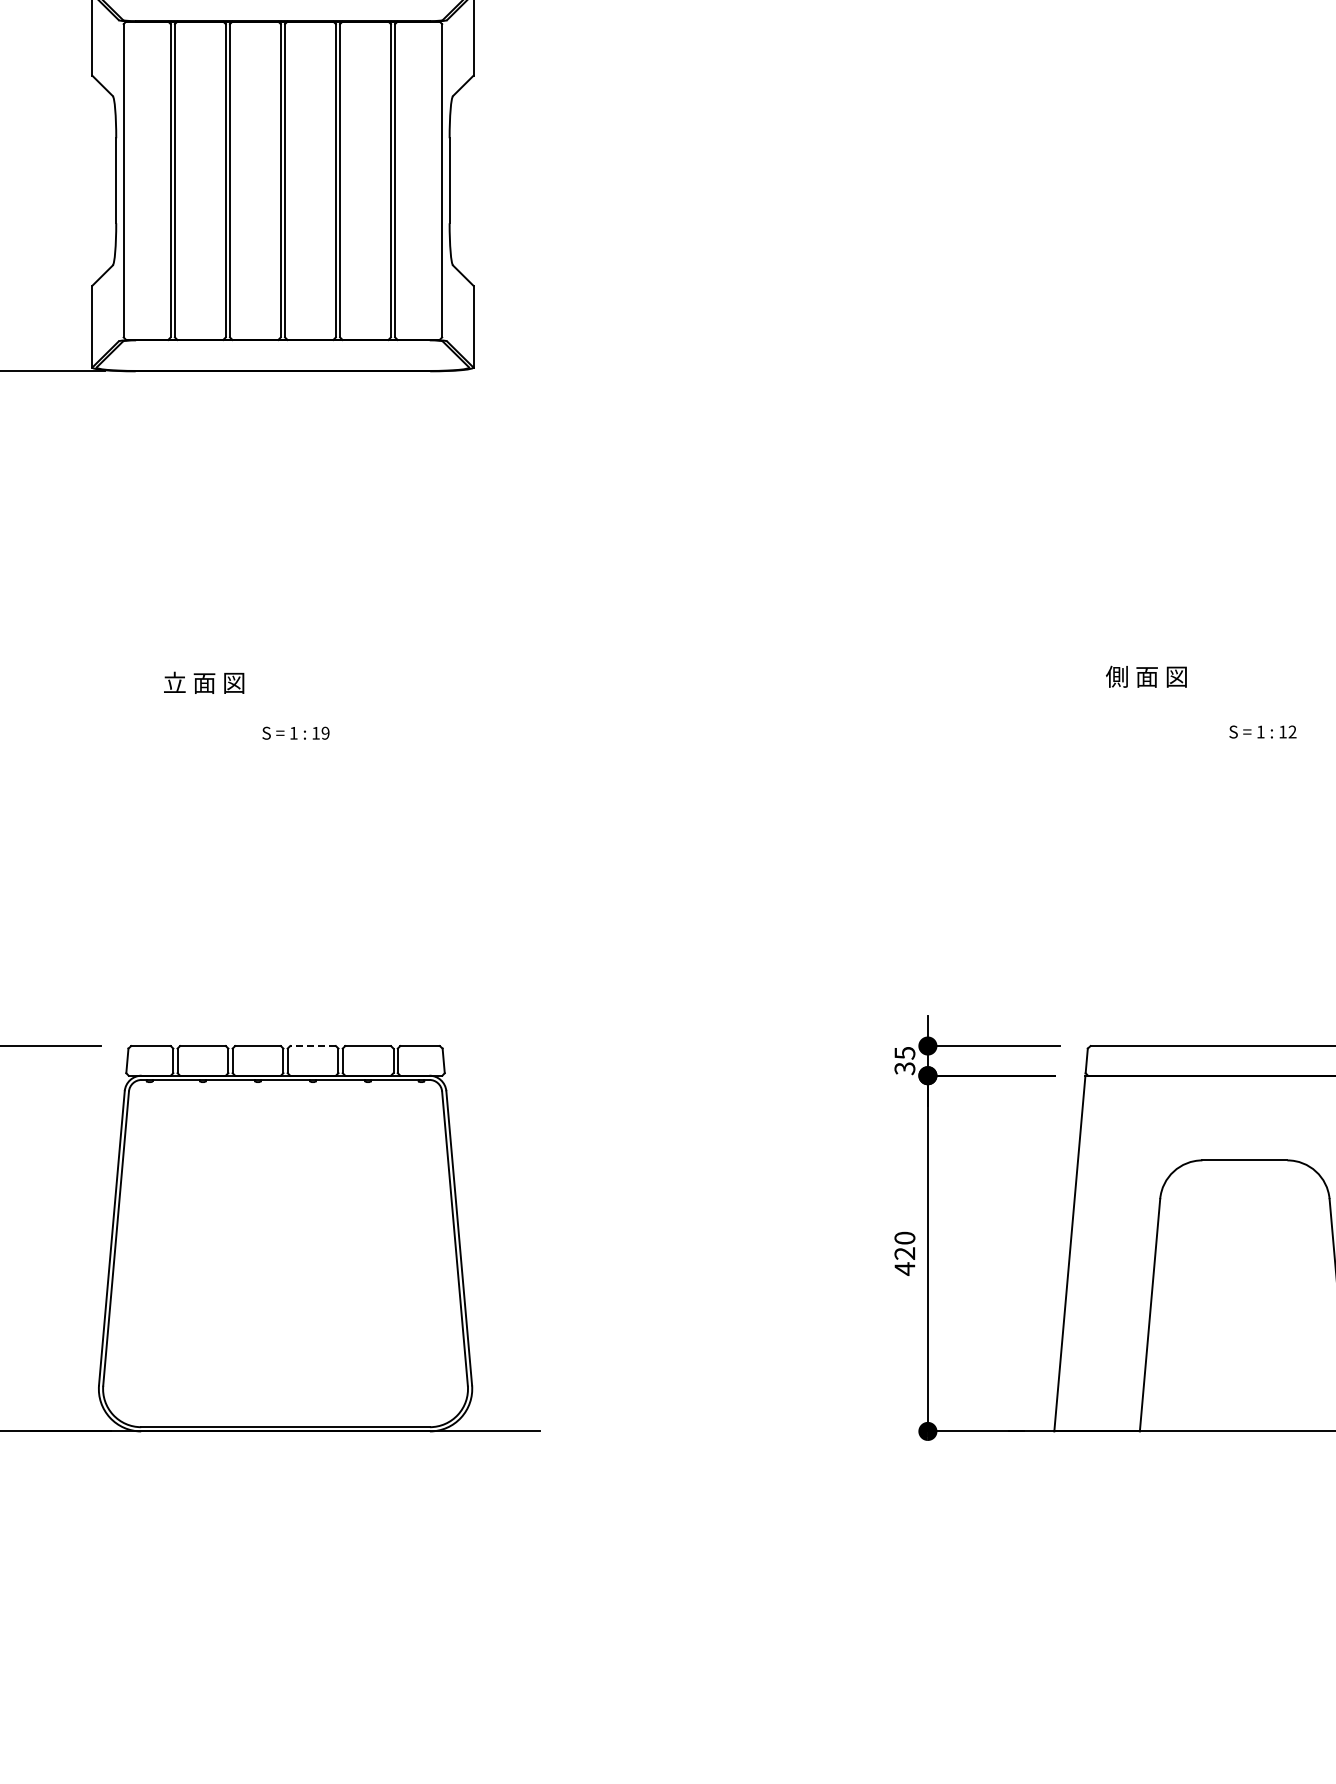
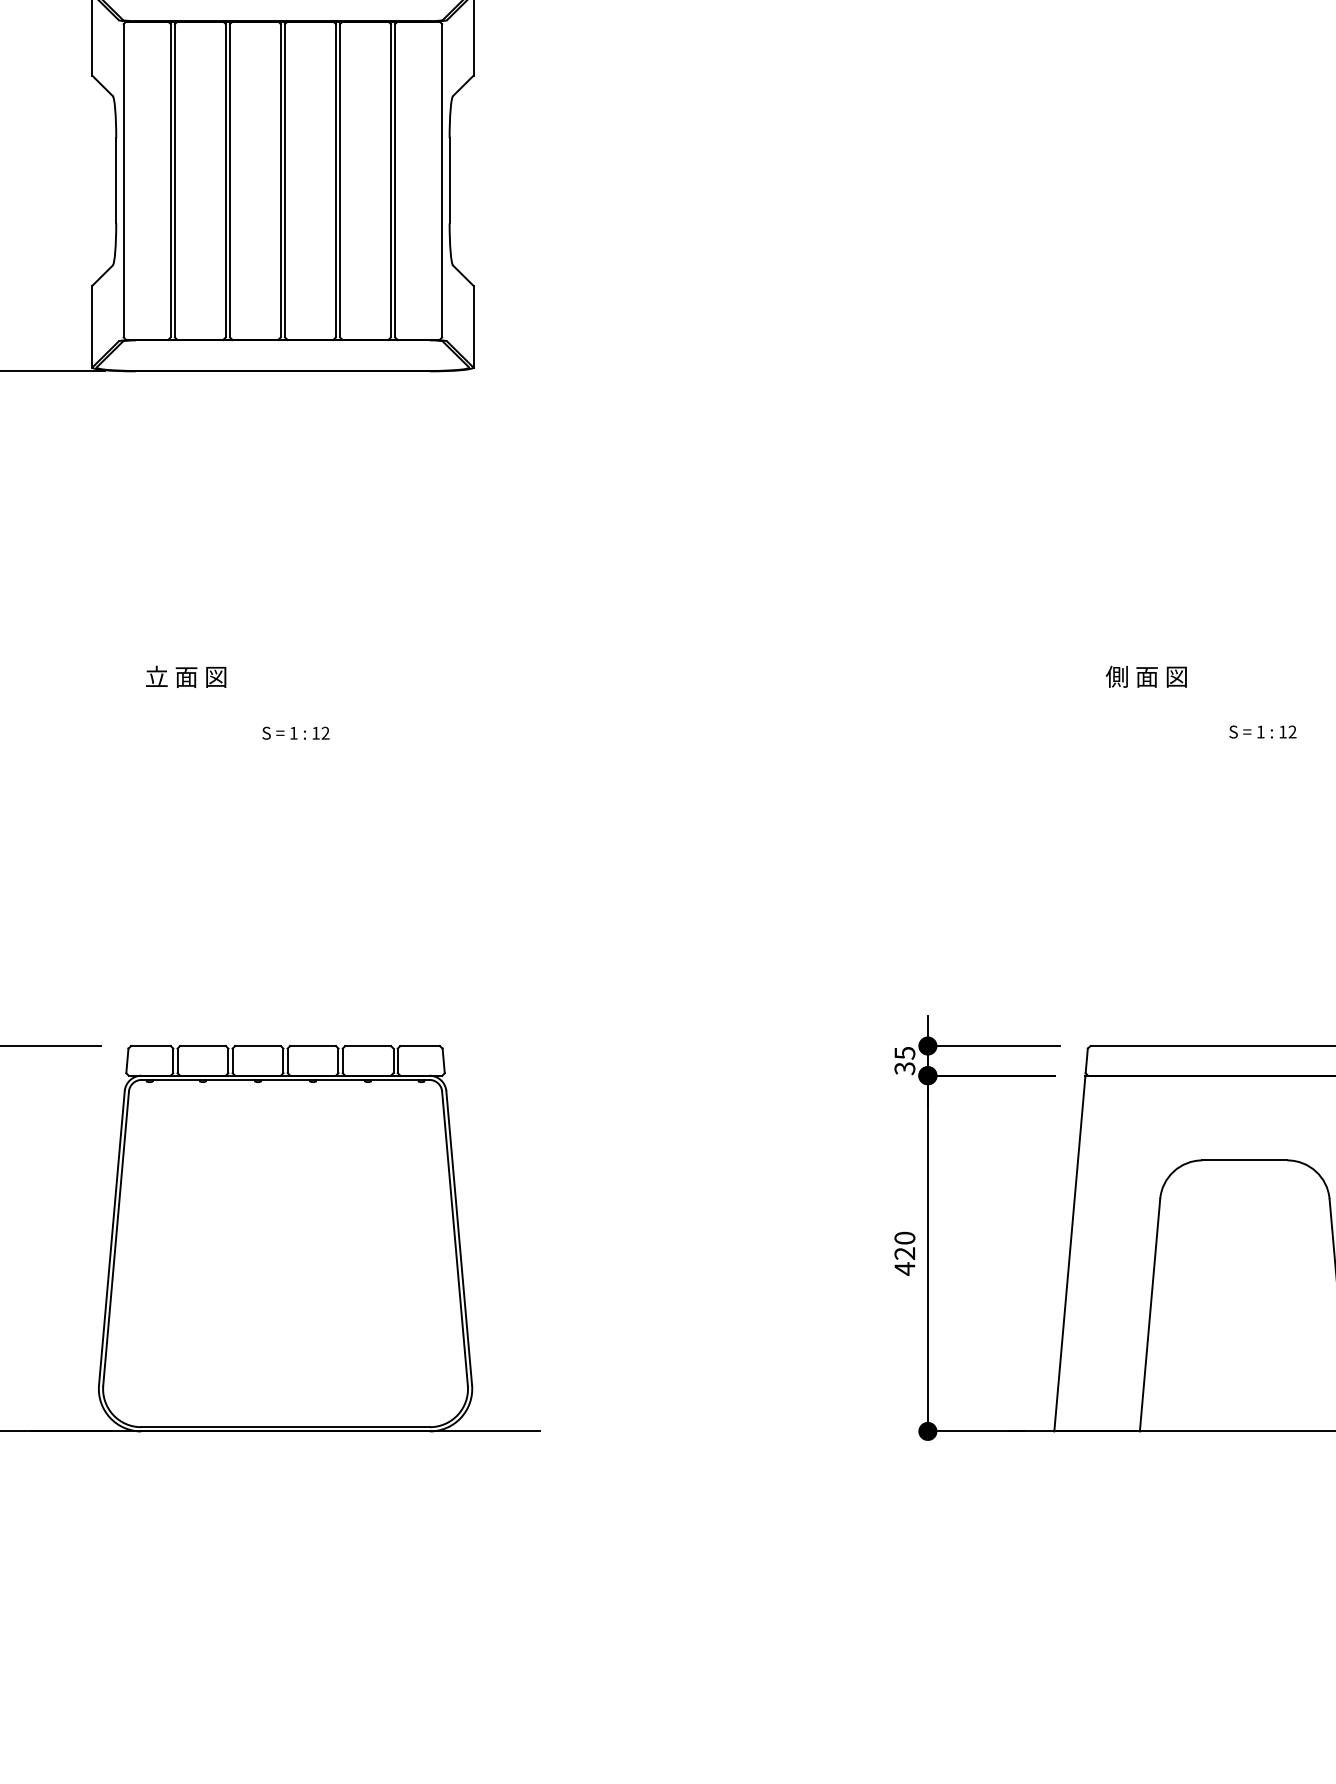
text position: (204, 682) -> (186, 676) (186, 676)
text: 19 -> 12 (325, 733)
line: dashed -> solid (313, 1046)
